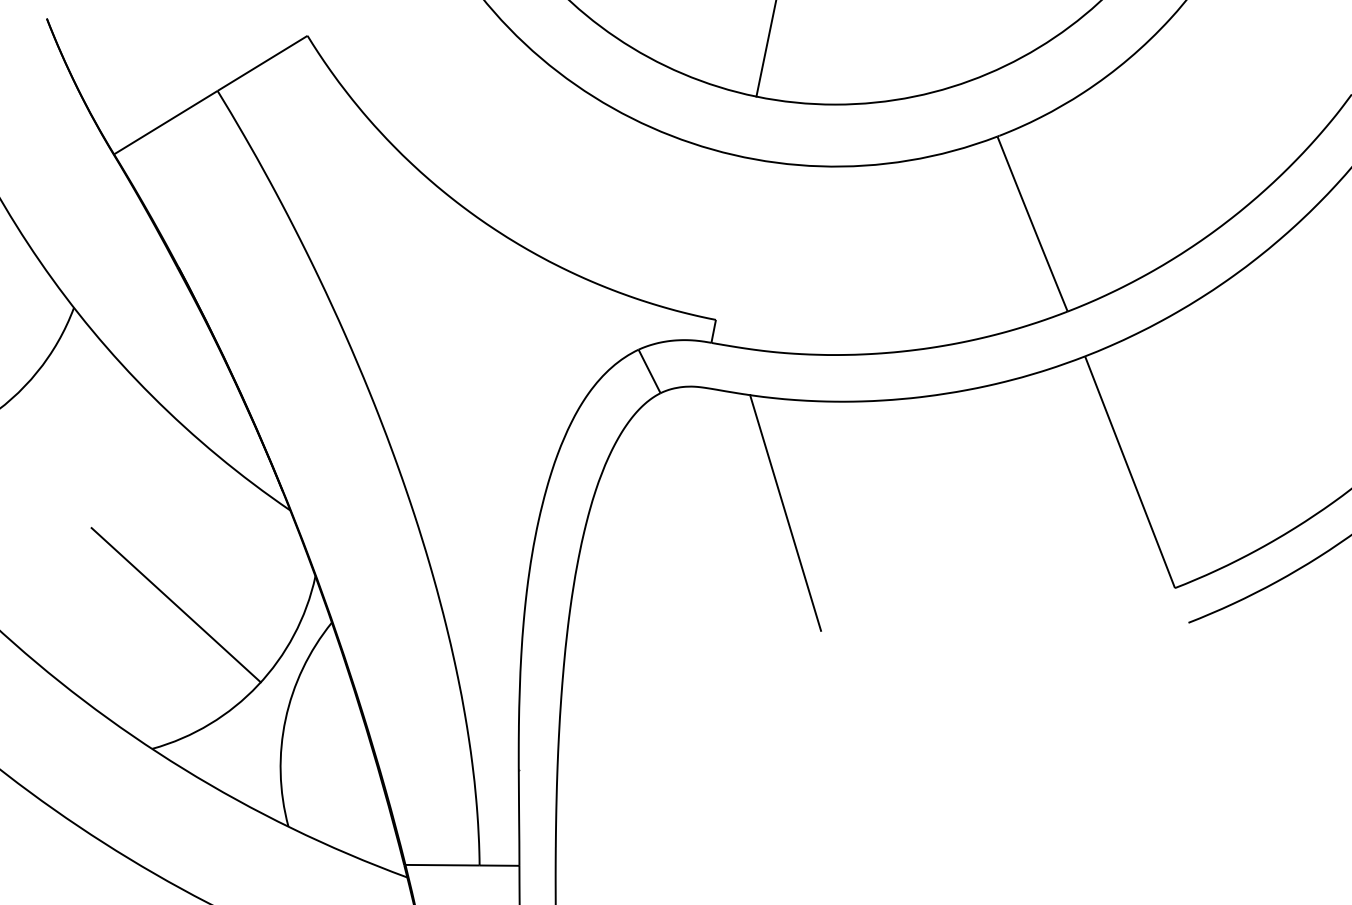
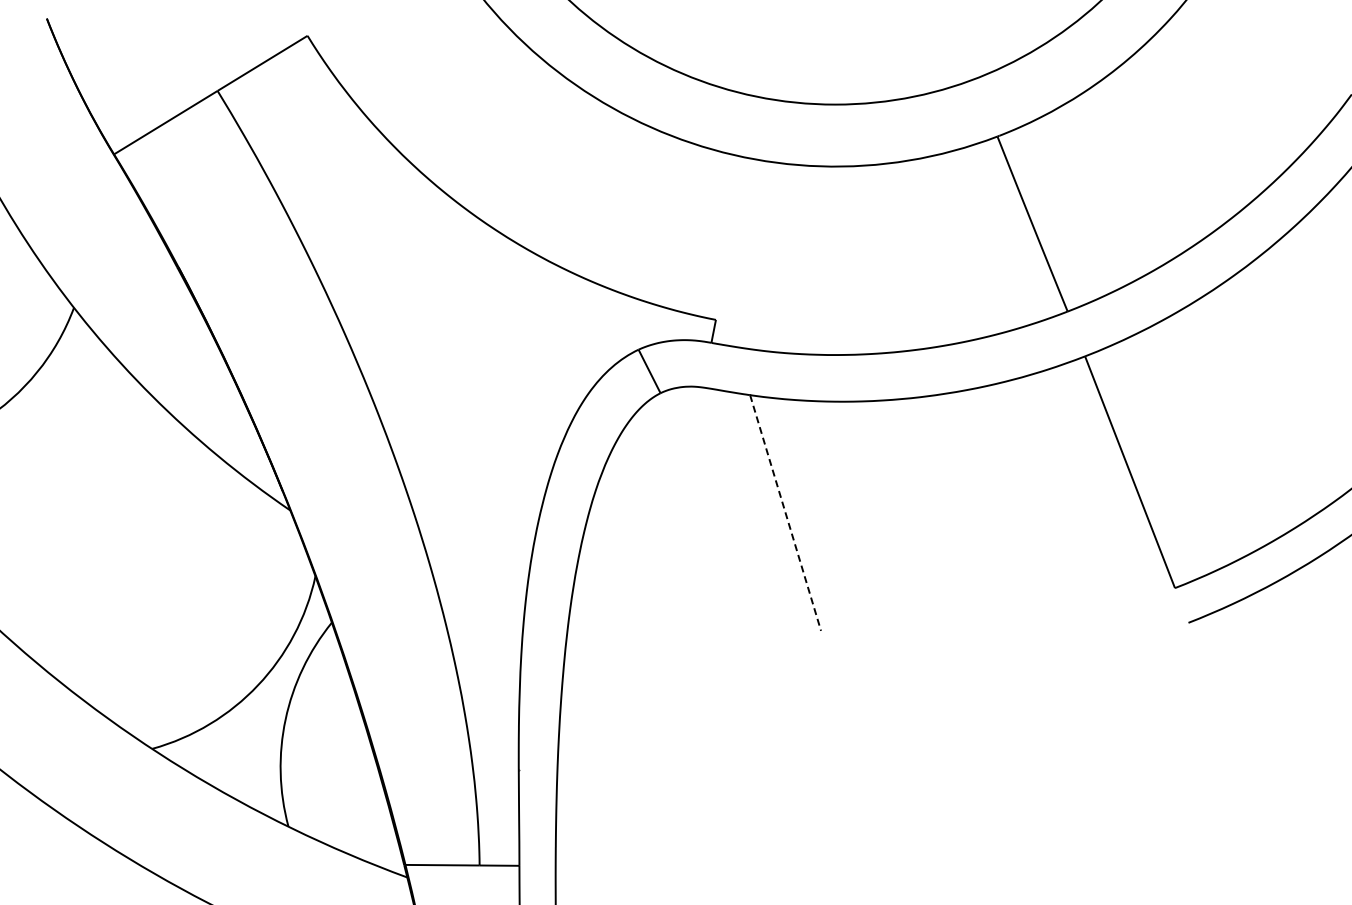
line: present -> none (765, 49)
line: solid -> dashed (785, 513)
line: present -> none (175, 605)
